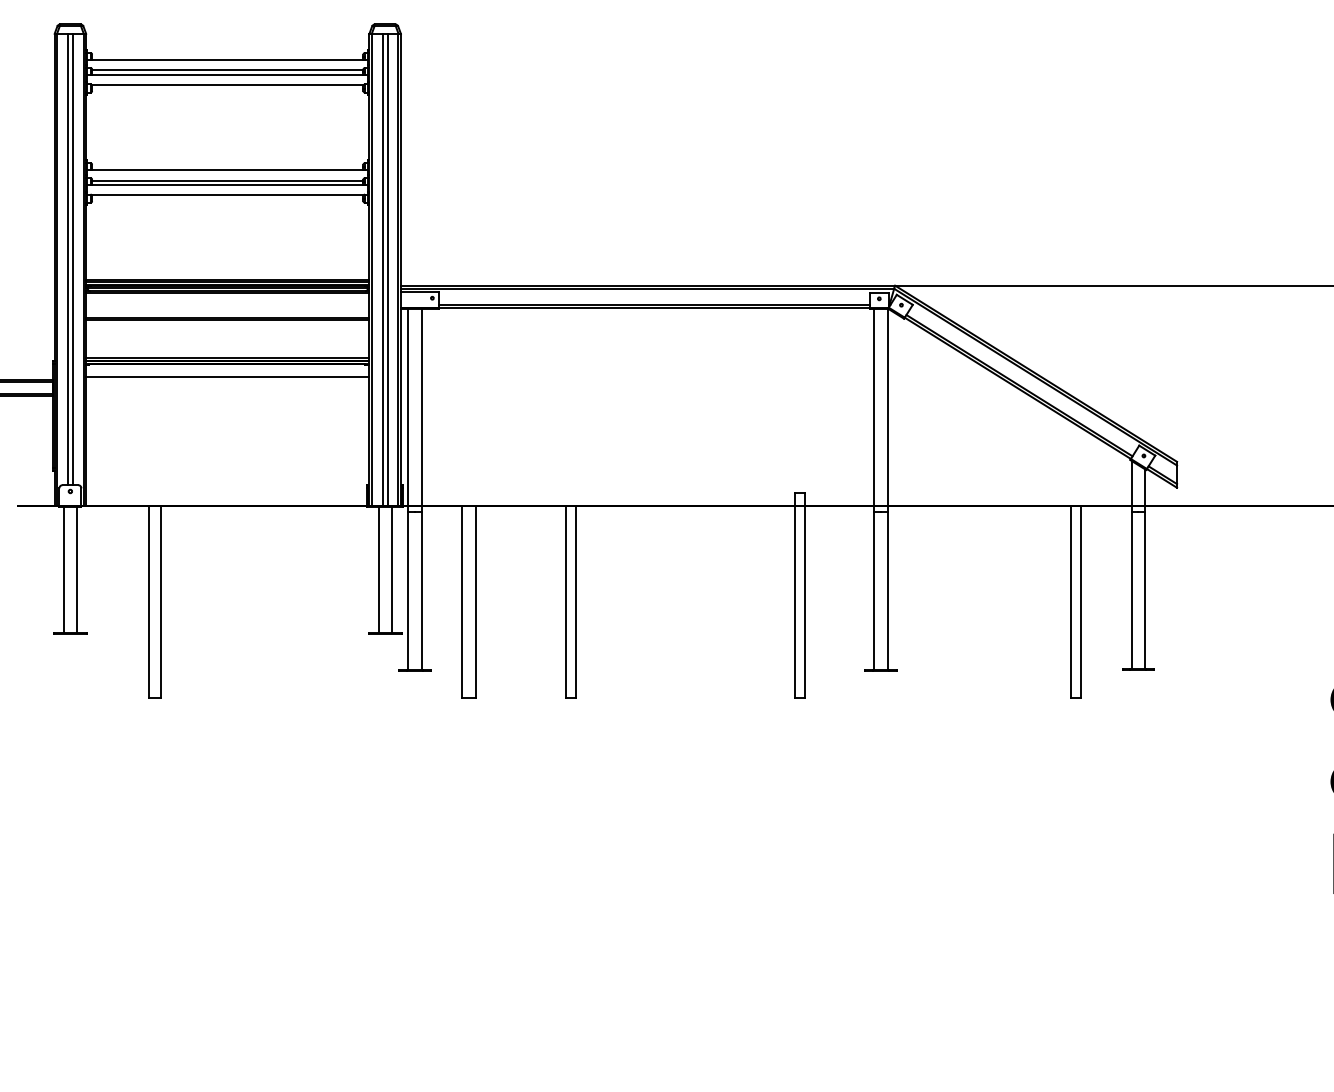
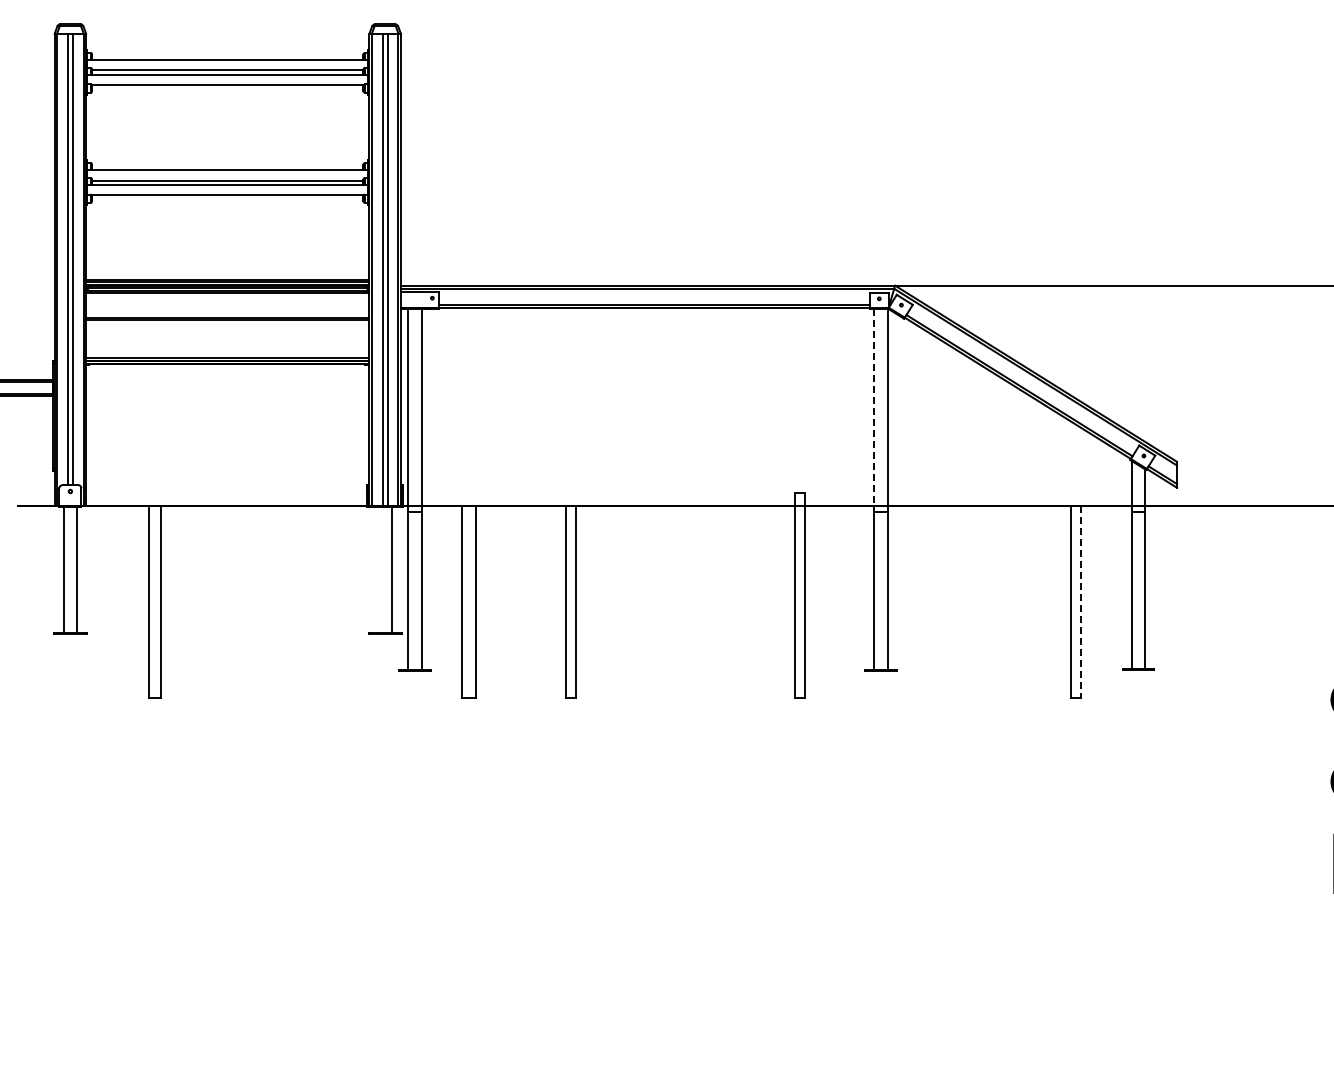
line: present -> none (227, 376)
line: solid -> dashed (874, 407)
line: present -> none (378, 570)
line: solid -> dashed (1081, 601)
